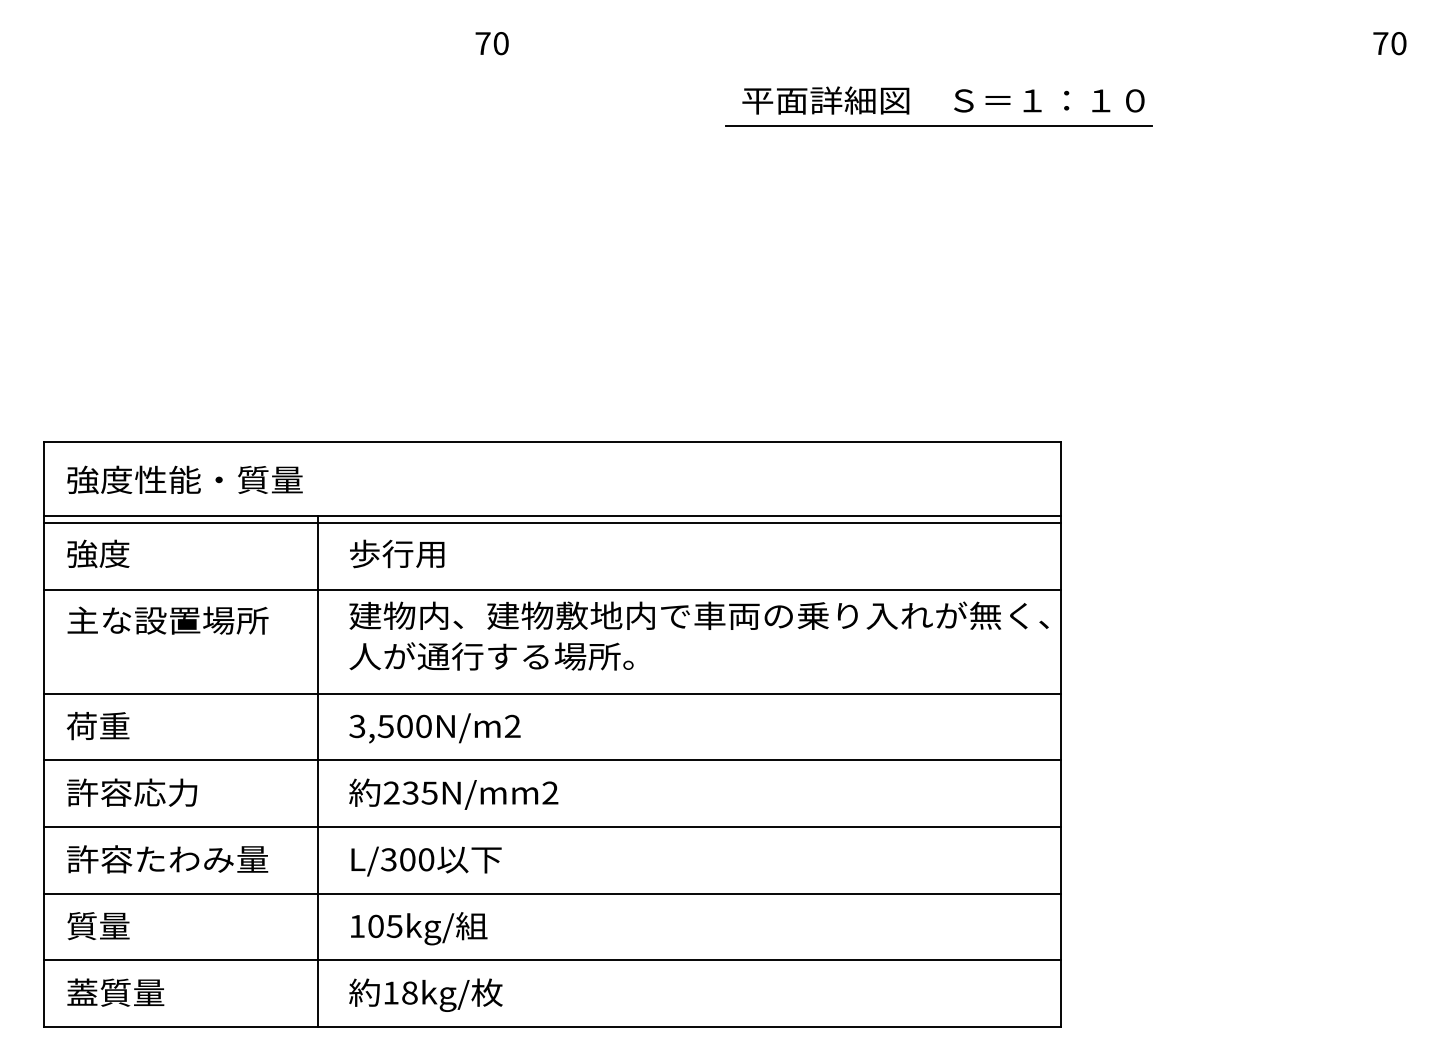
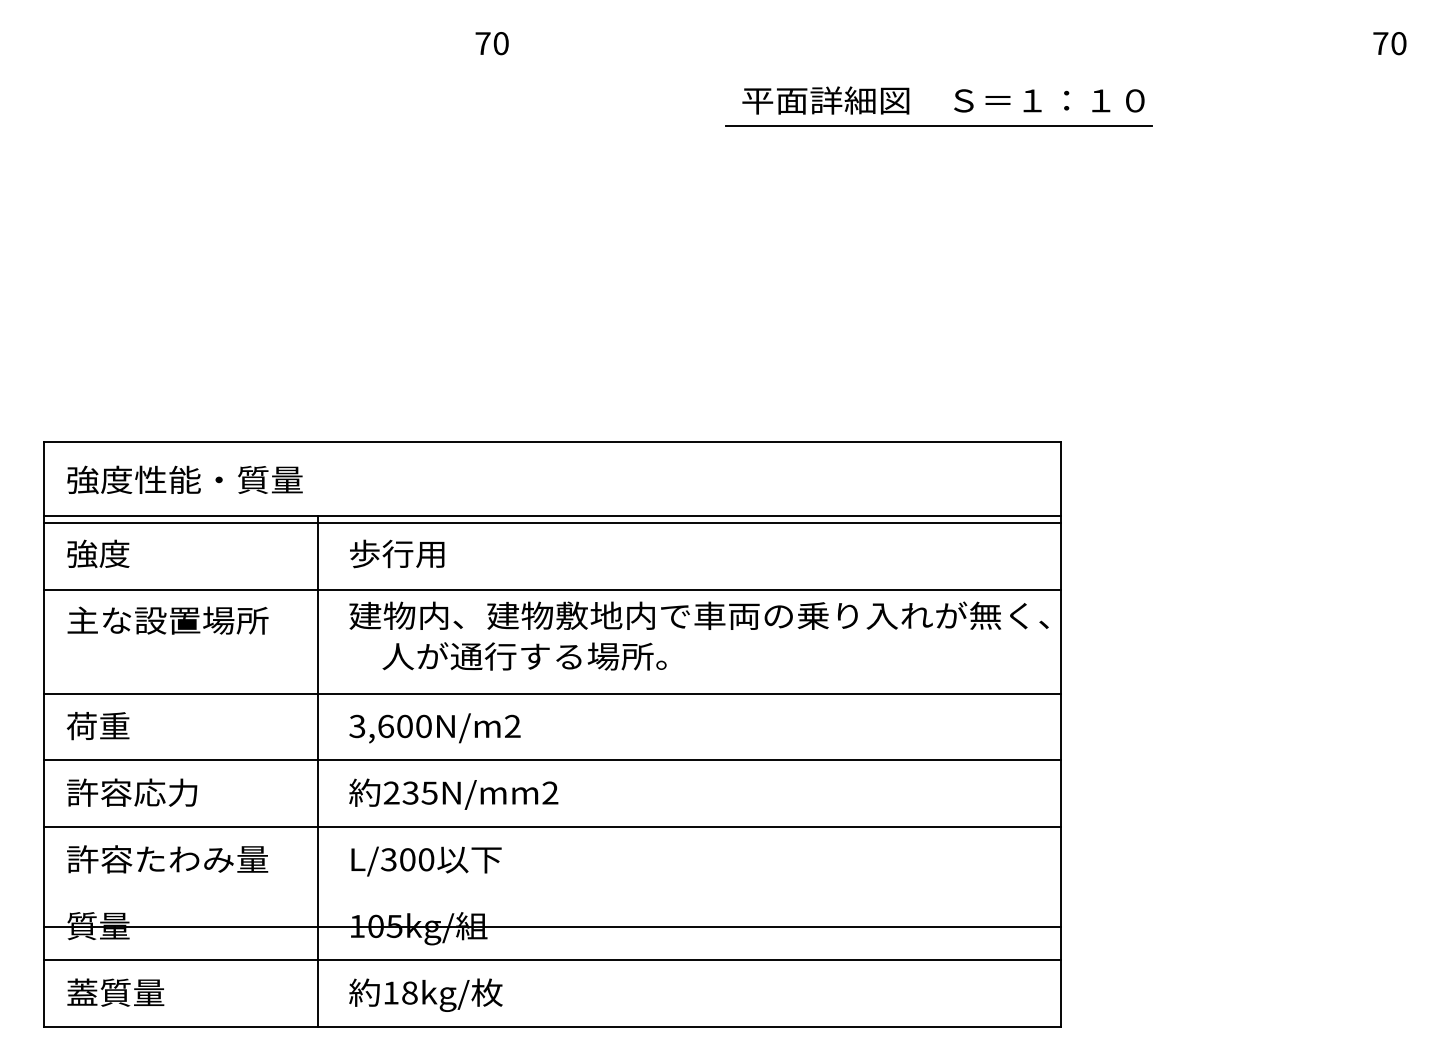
text position: (491, 656) -> (524, 656) (524, 656)
text: 3,500N/m2 -> 3,600N/m2 (385, 726)
line position: (552, 893) -> (552, 926) (552, 926)
